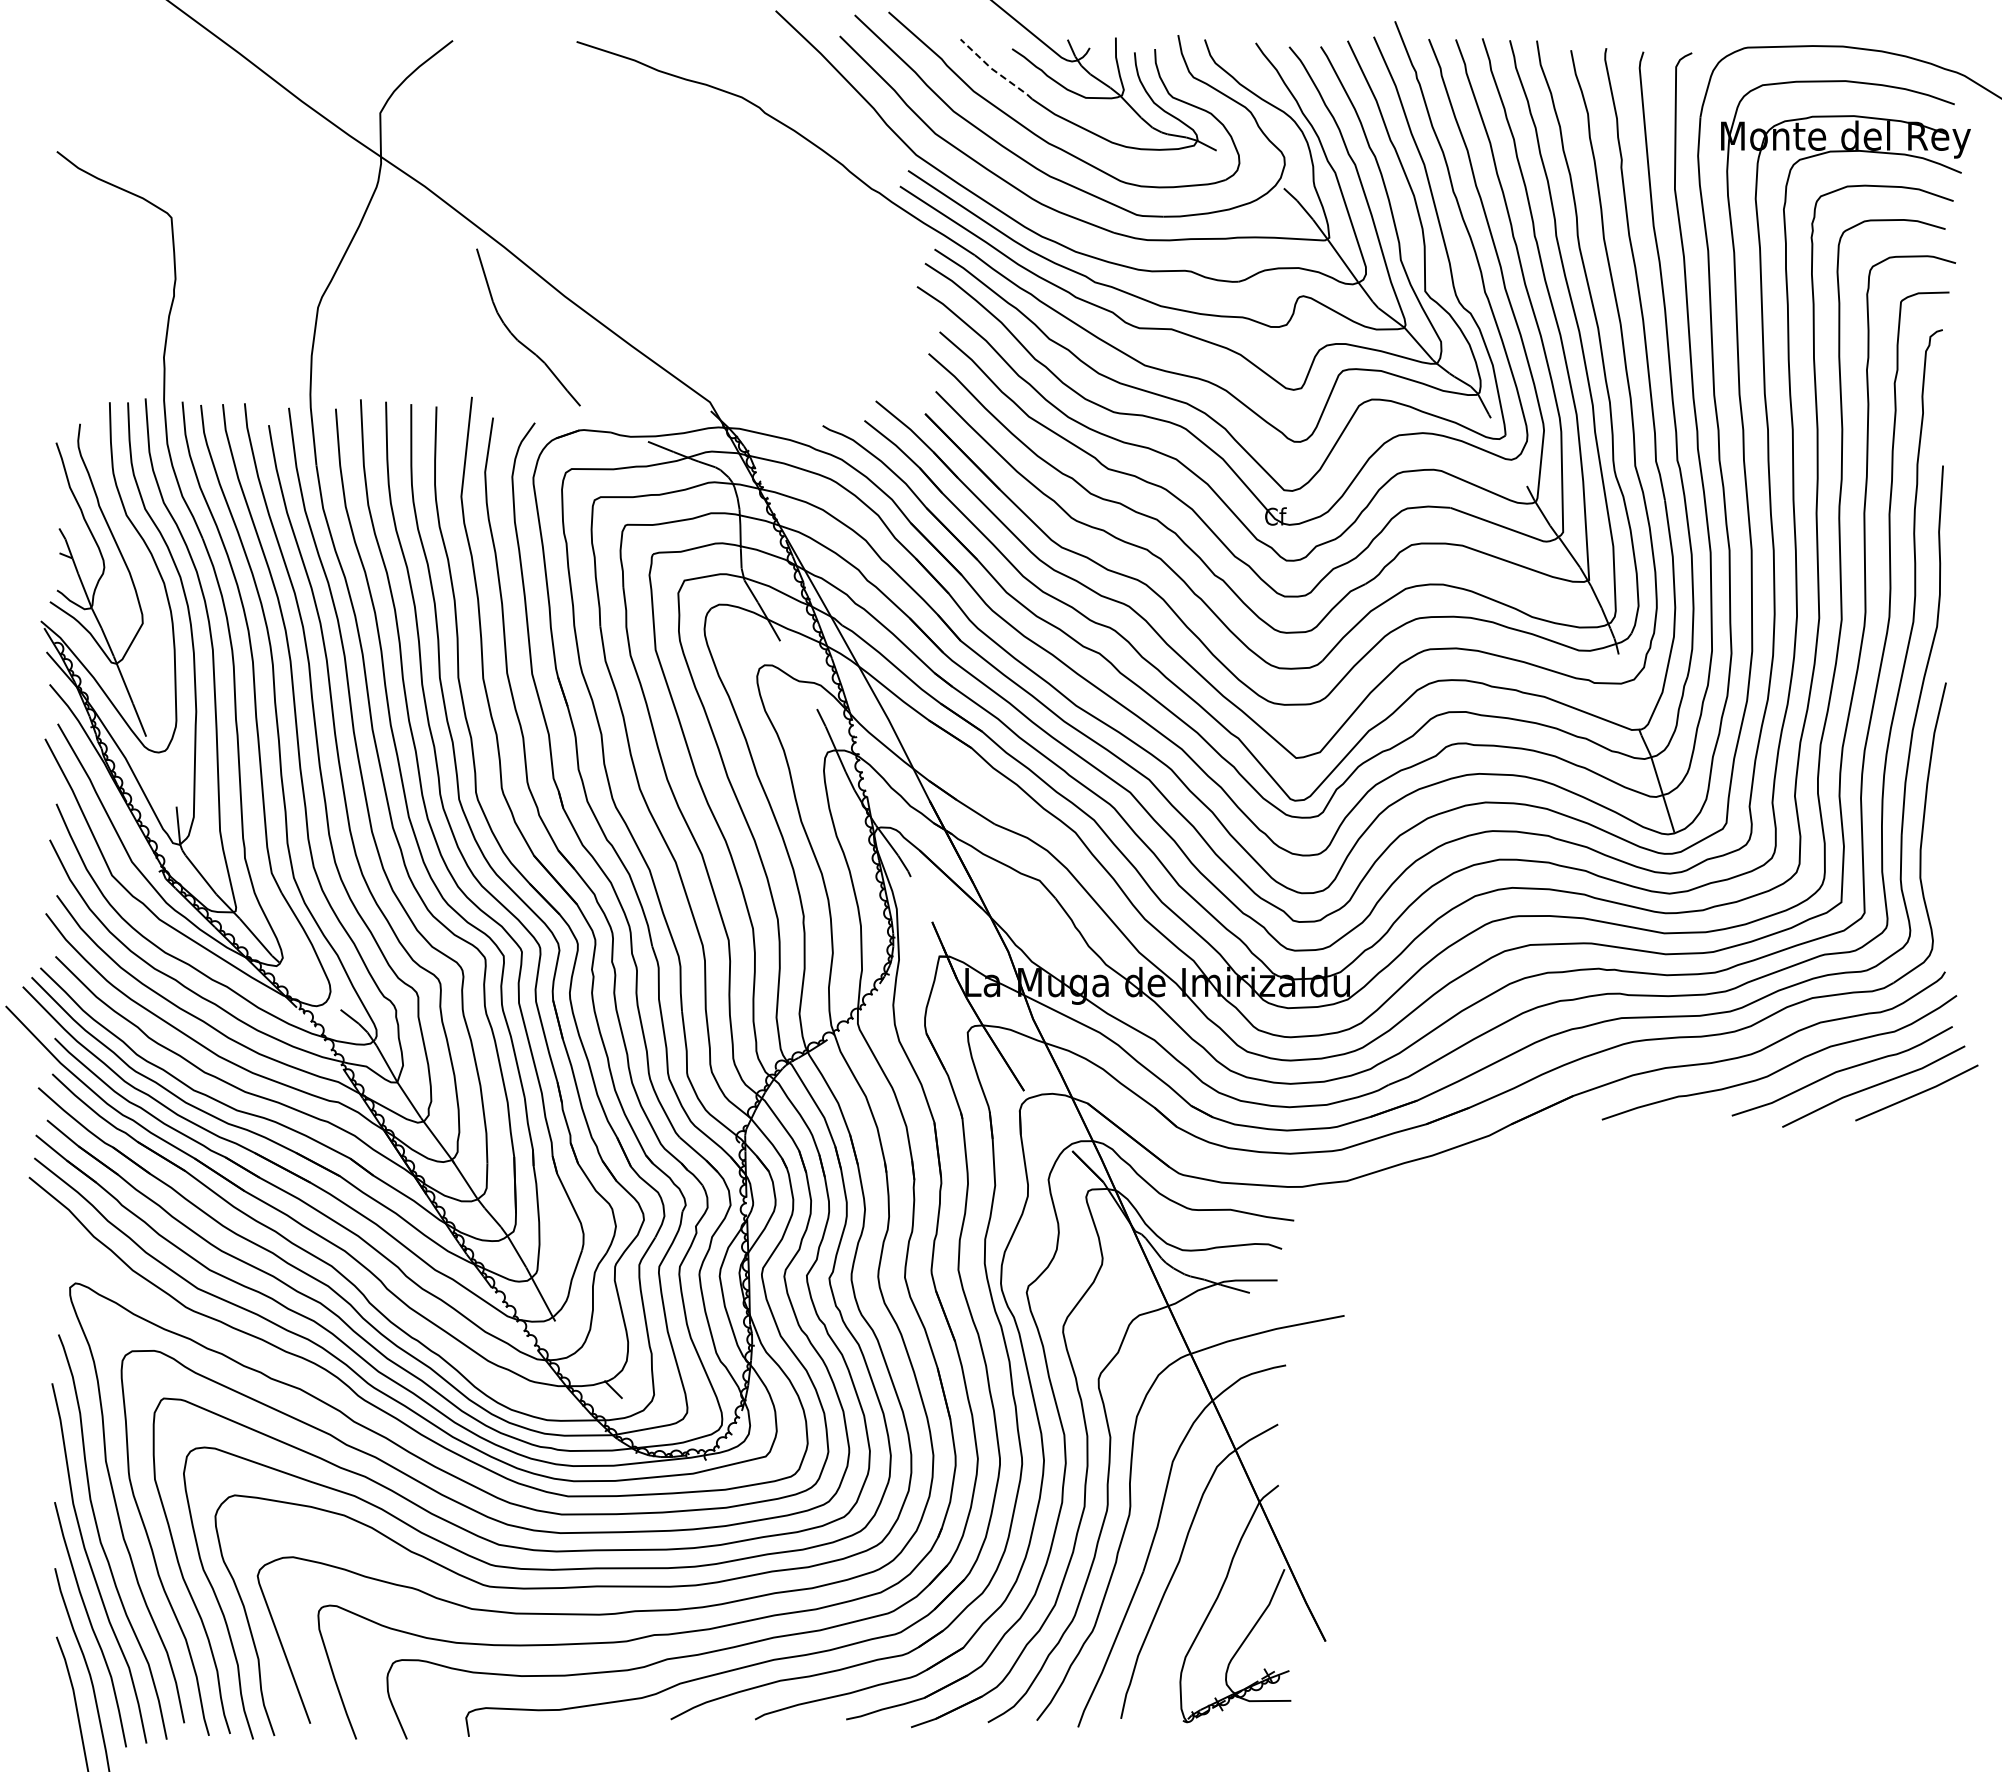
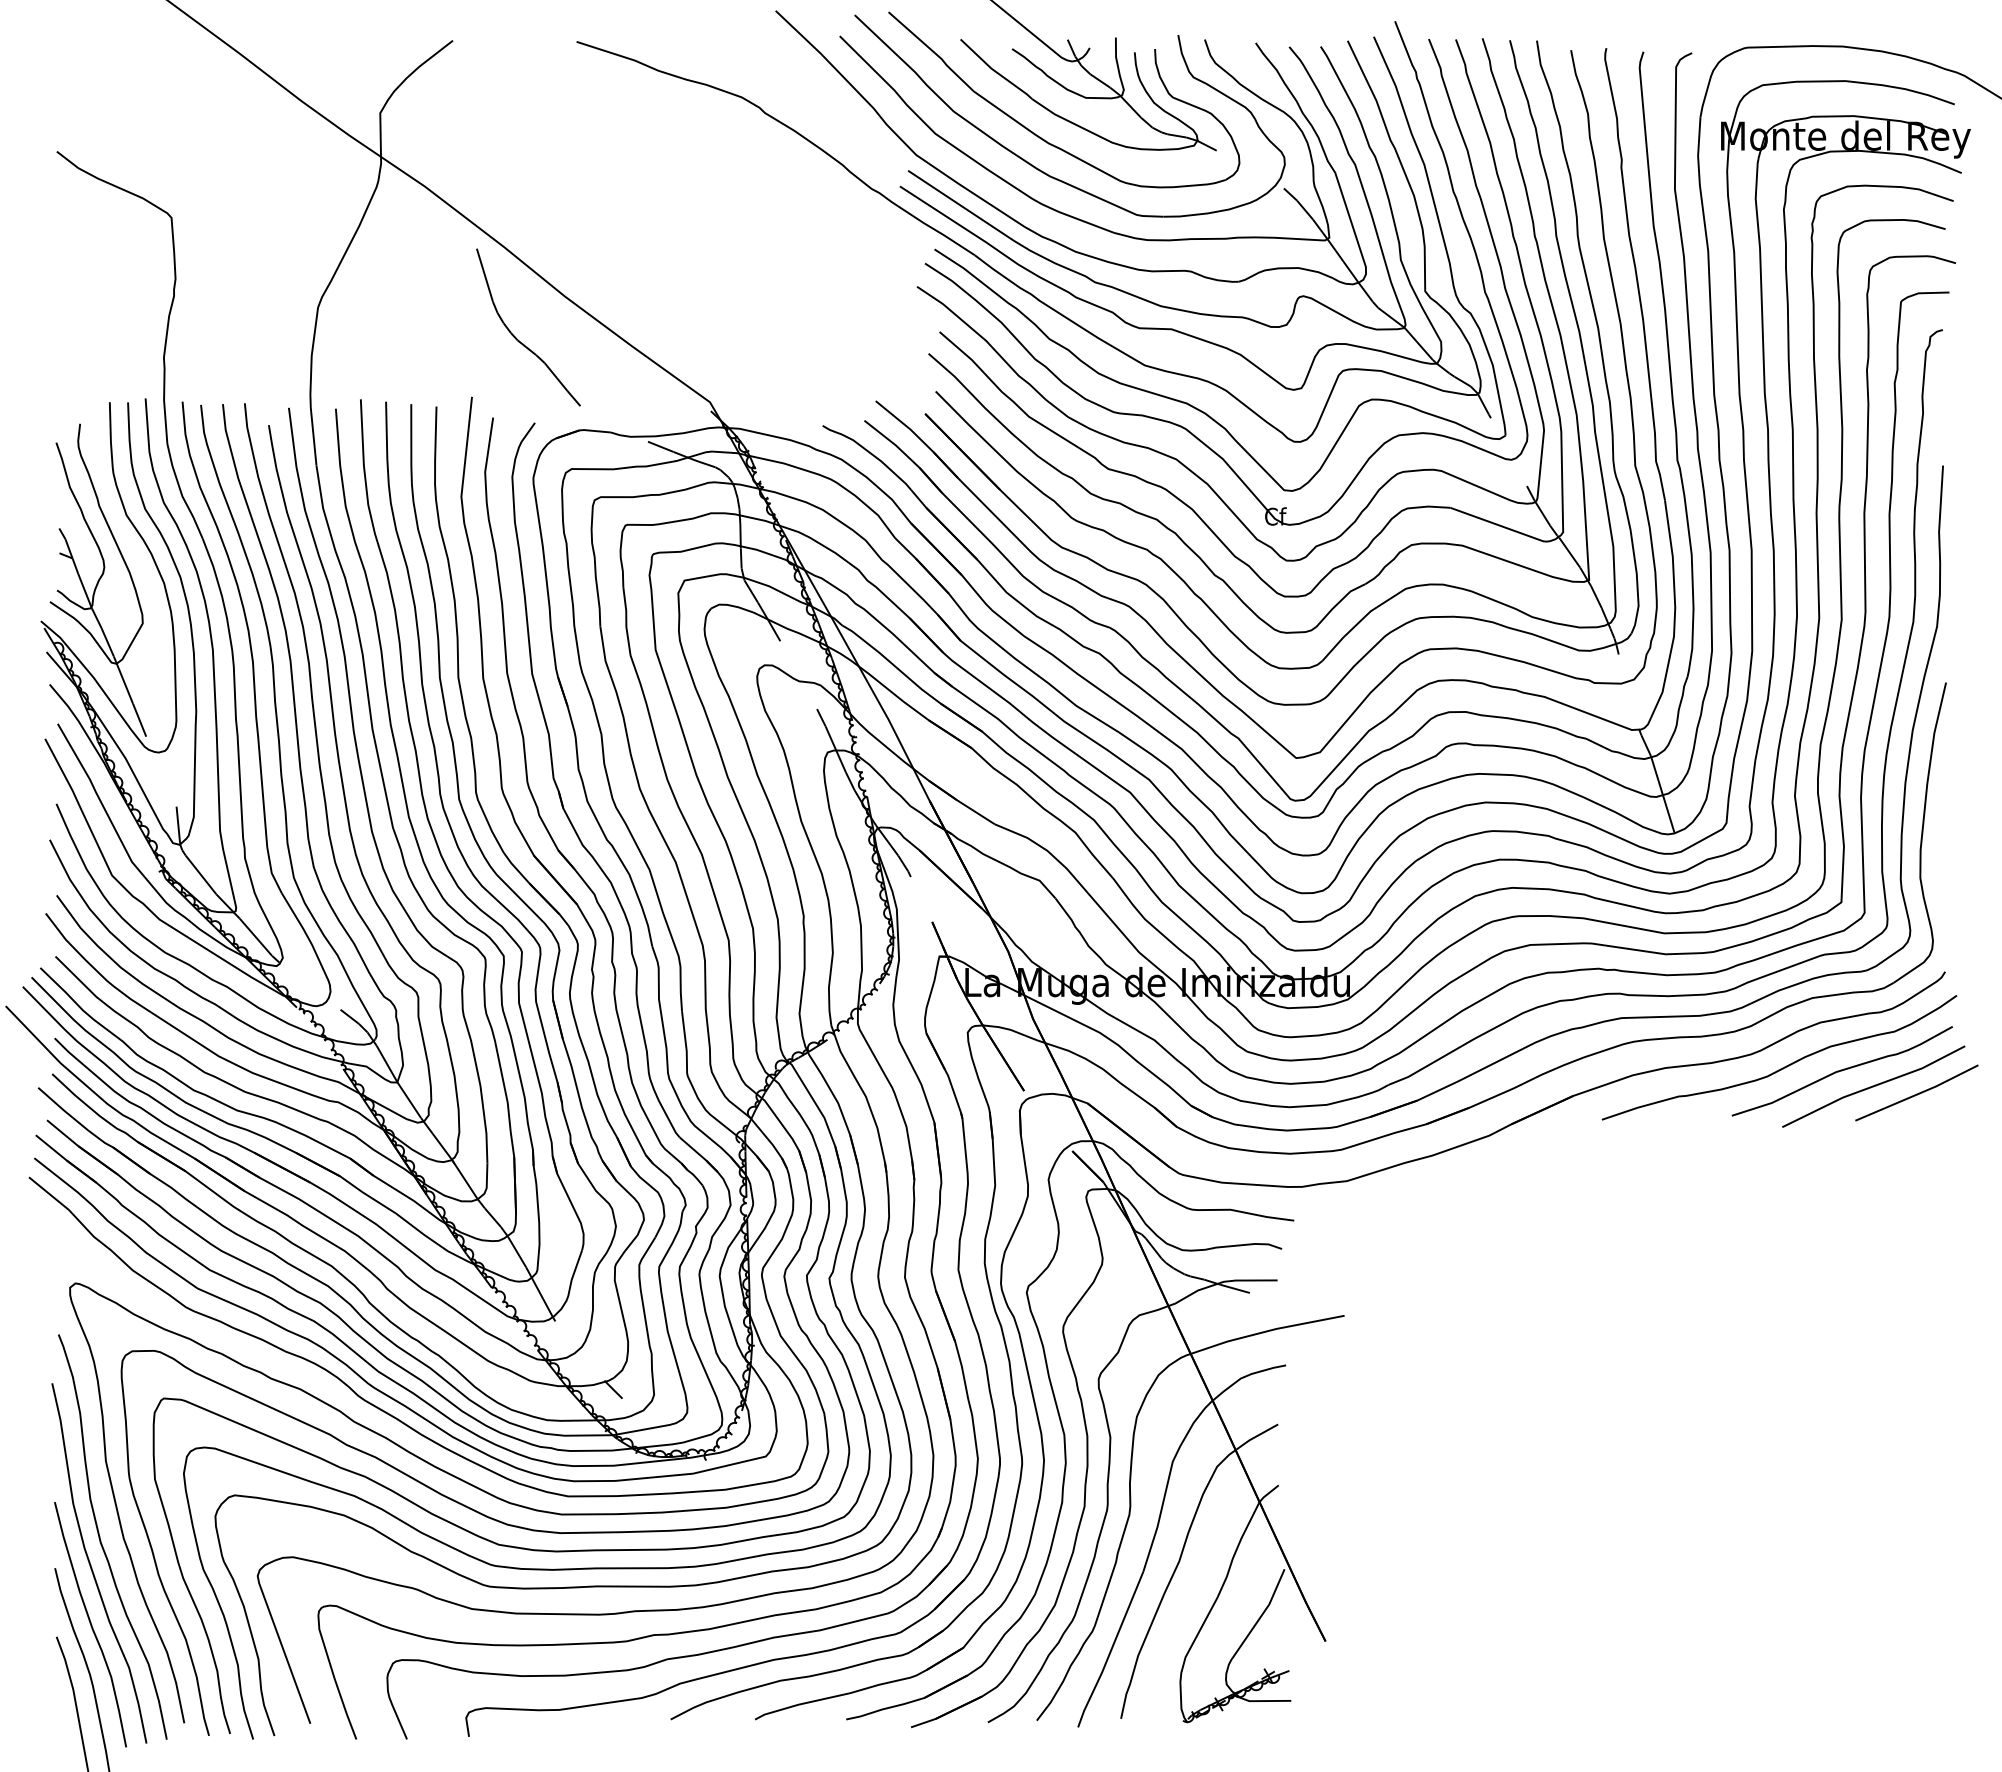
line: dashed -> solid (994, 70)
